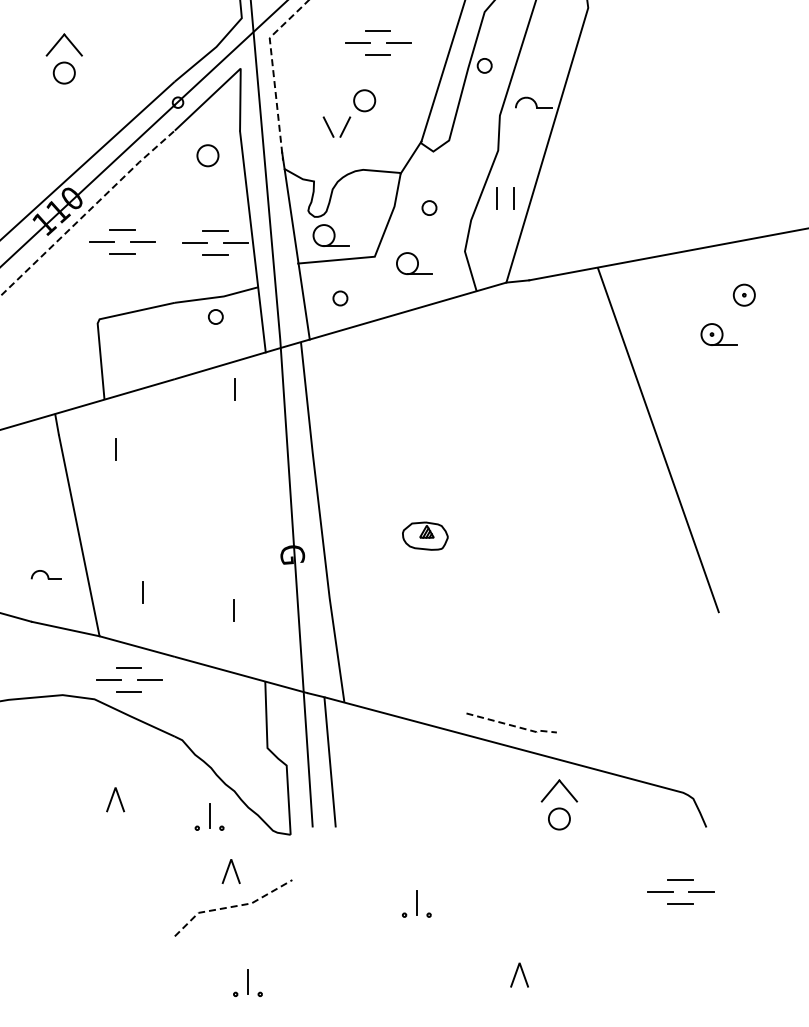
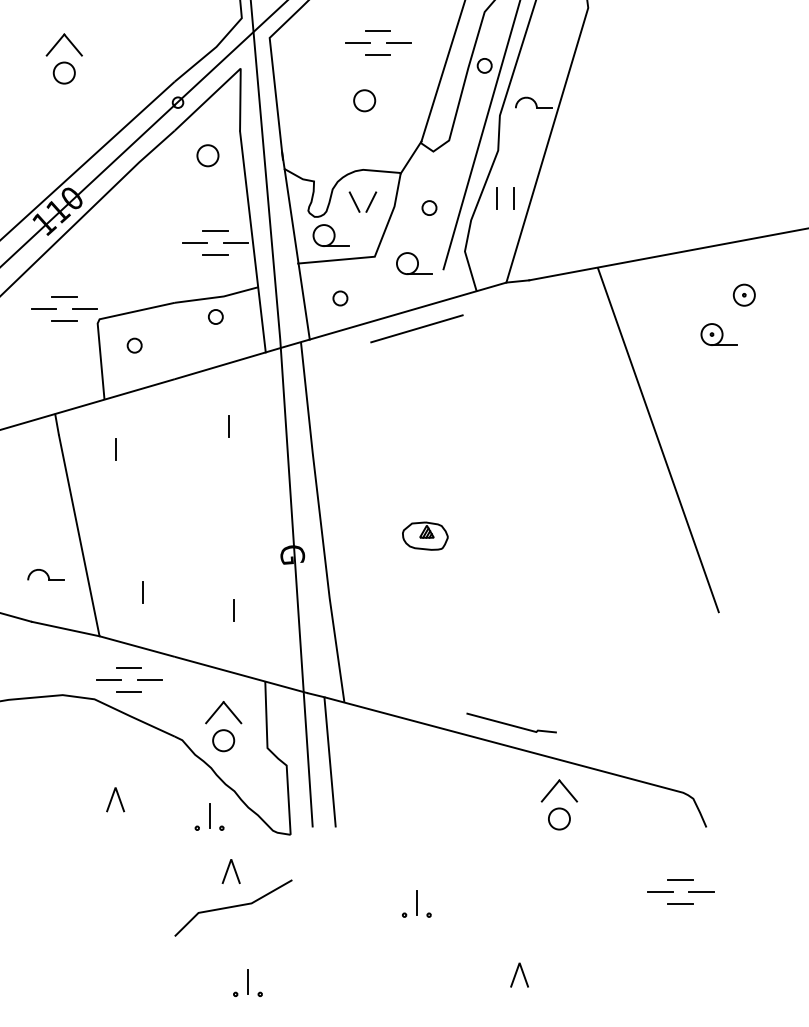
line: dashed -> solid (273, 71)
part position: (330, 128) -> (356, 203) (356, 203)
line: none -> present (481, 135)
line: dashed -> solid (87, 212)
part position: (114, 241) -> (56, 308) (56, 308)
line: none -> present (416, 328)
part: none -> present (134, 345)
line position: (234, 389) -> (228, 426) (228, 426)
part size: 32x10 px -> 38x12 px (45, 574)
line: dashed -> solid (513, 725)
part: none -> present (223, 726)
line: dashed -> solid (231, 906)
